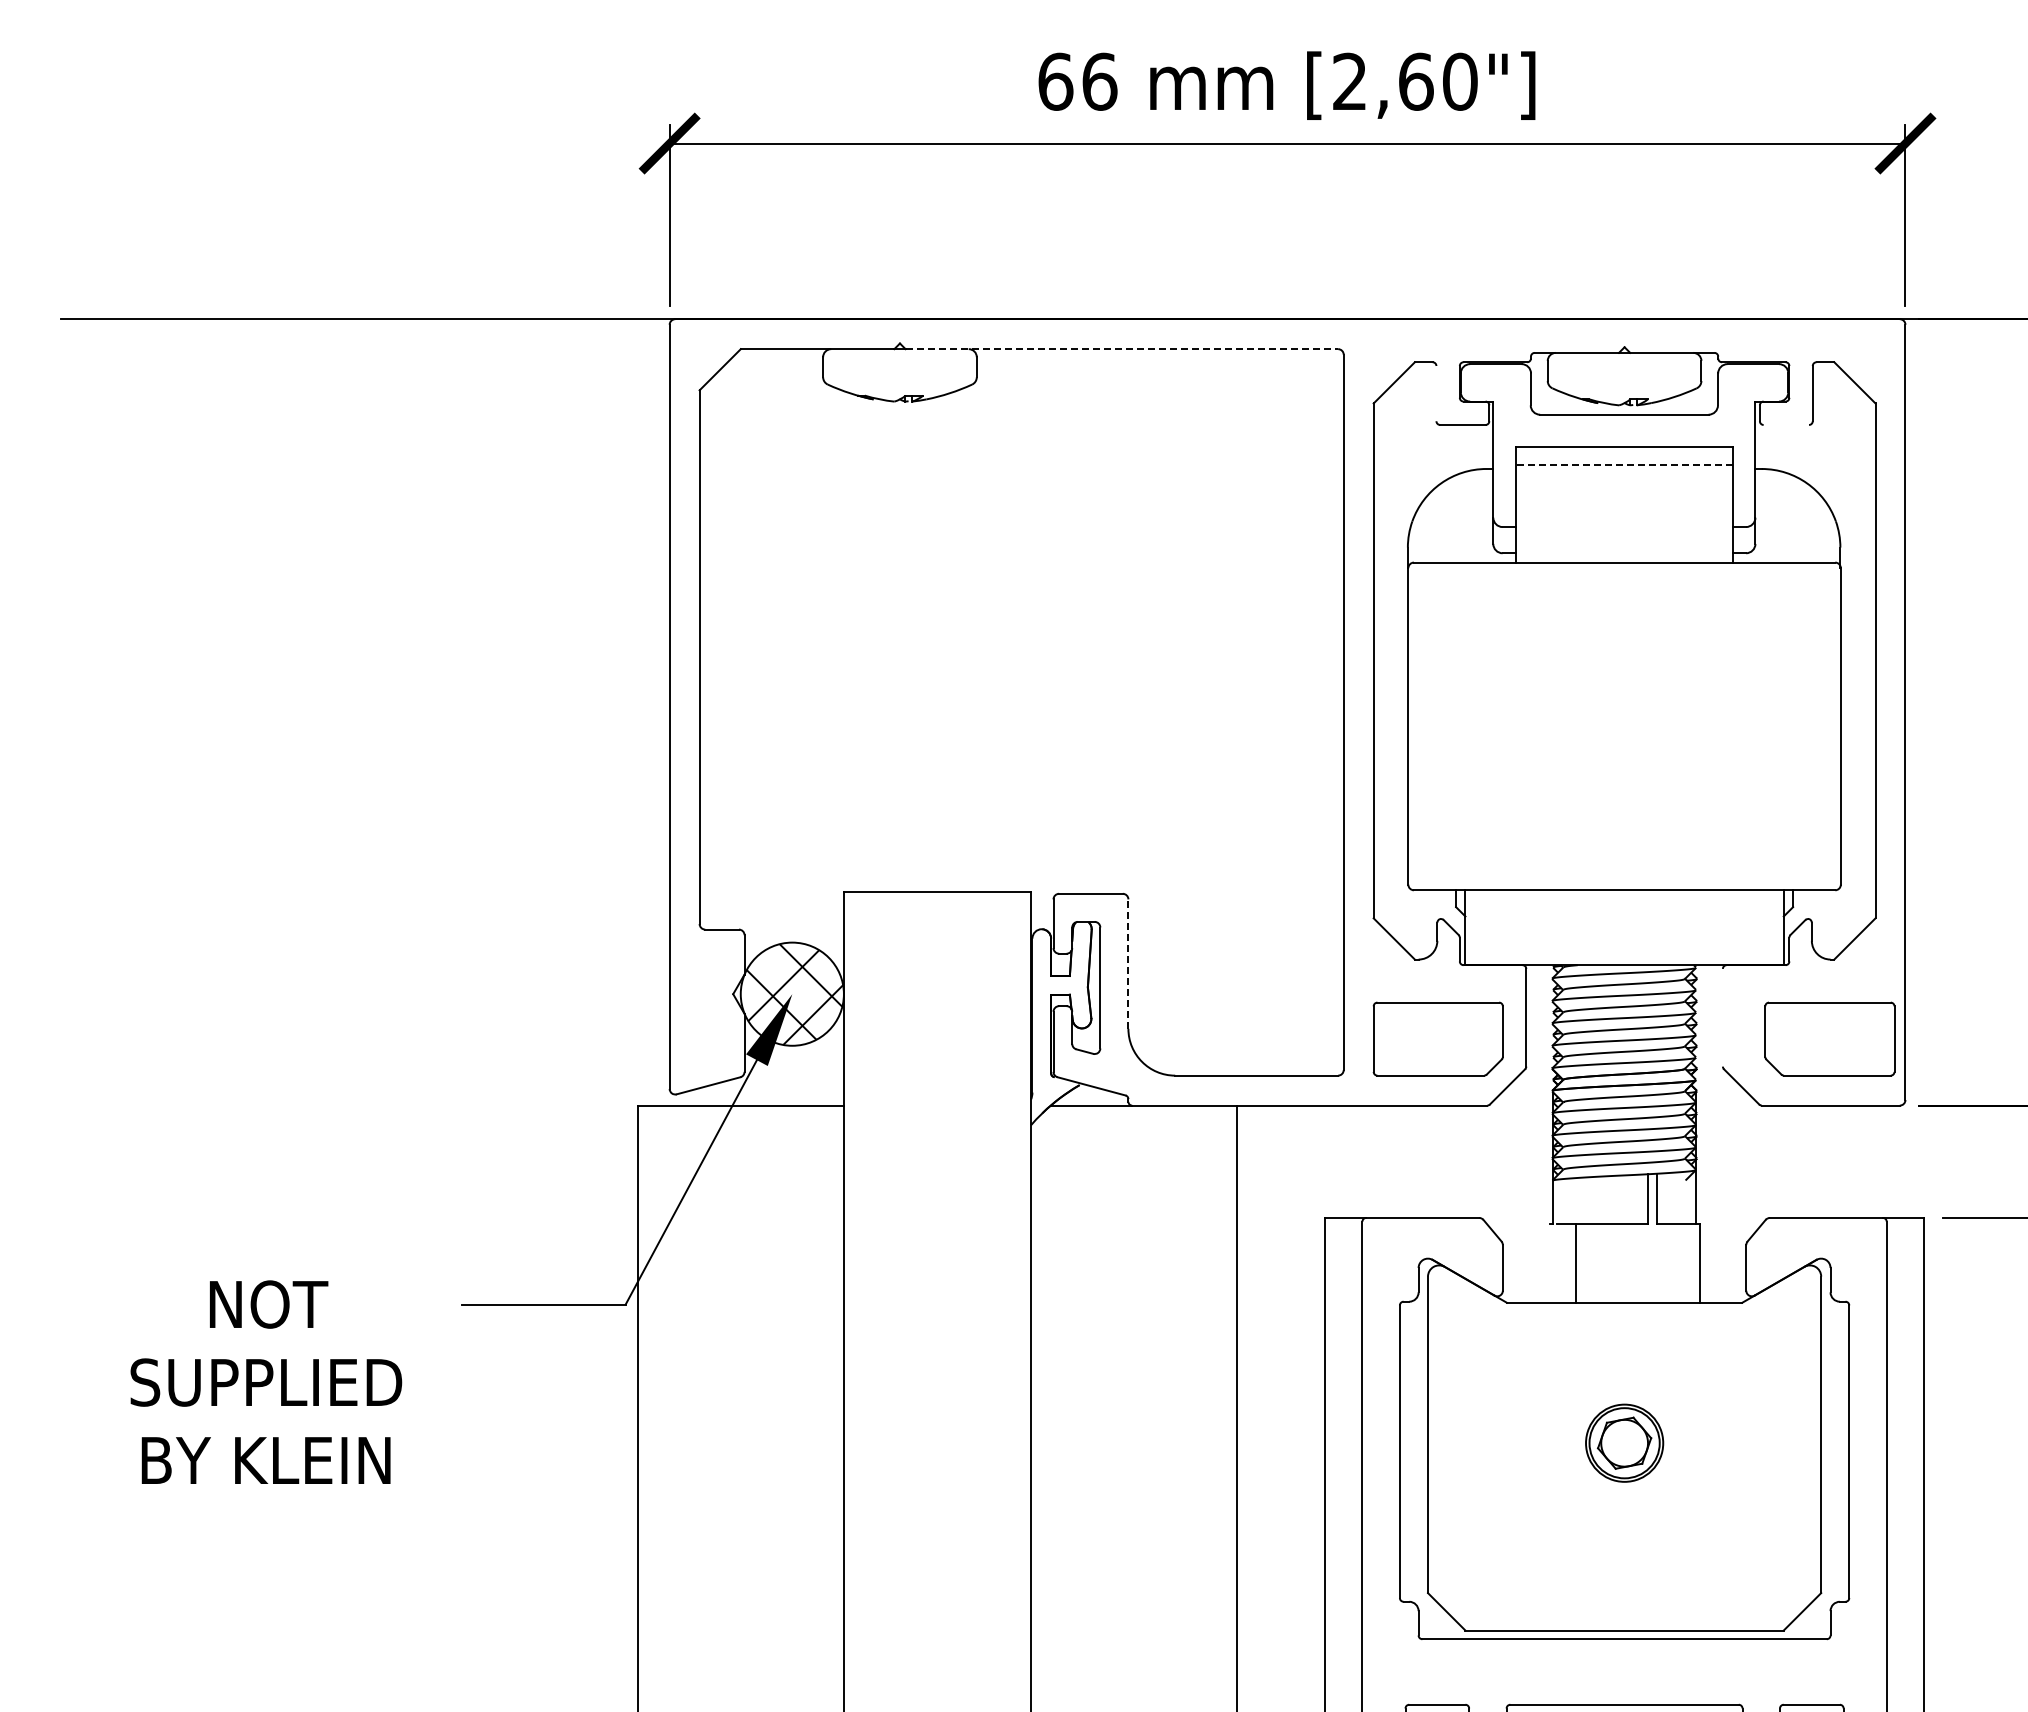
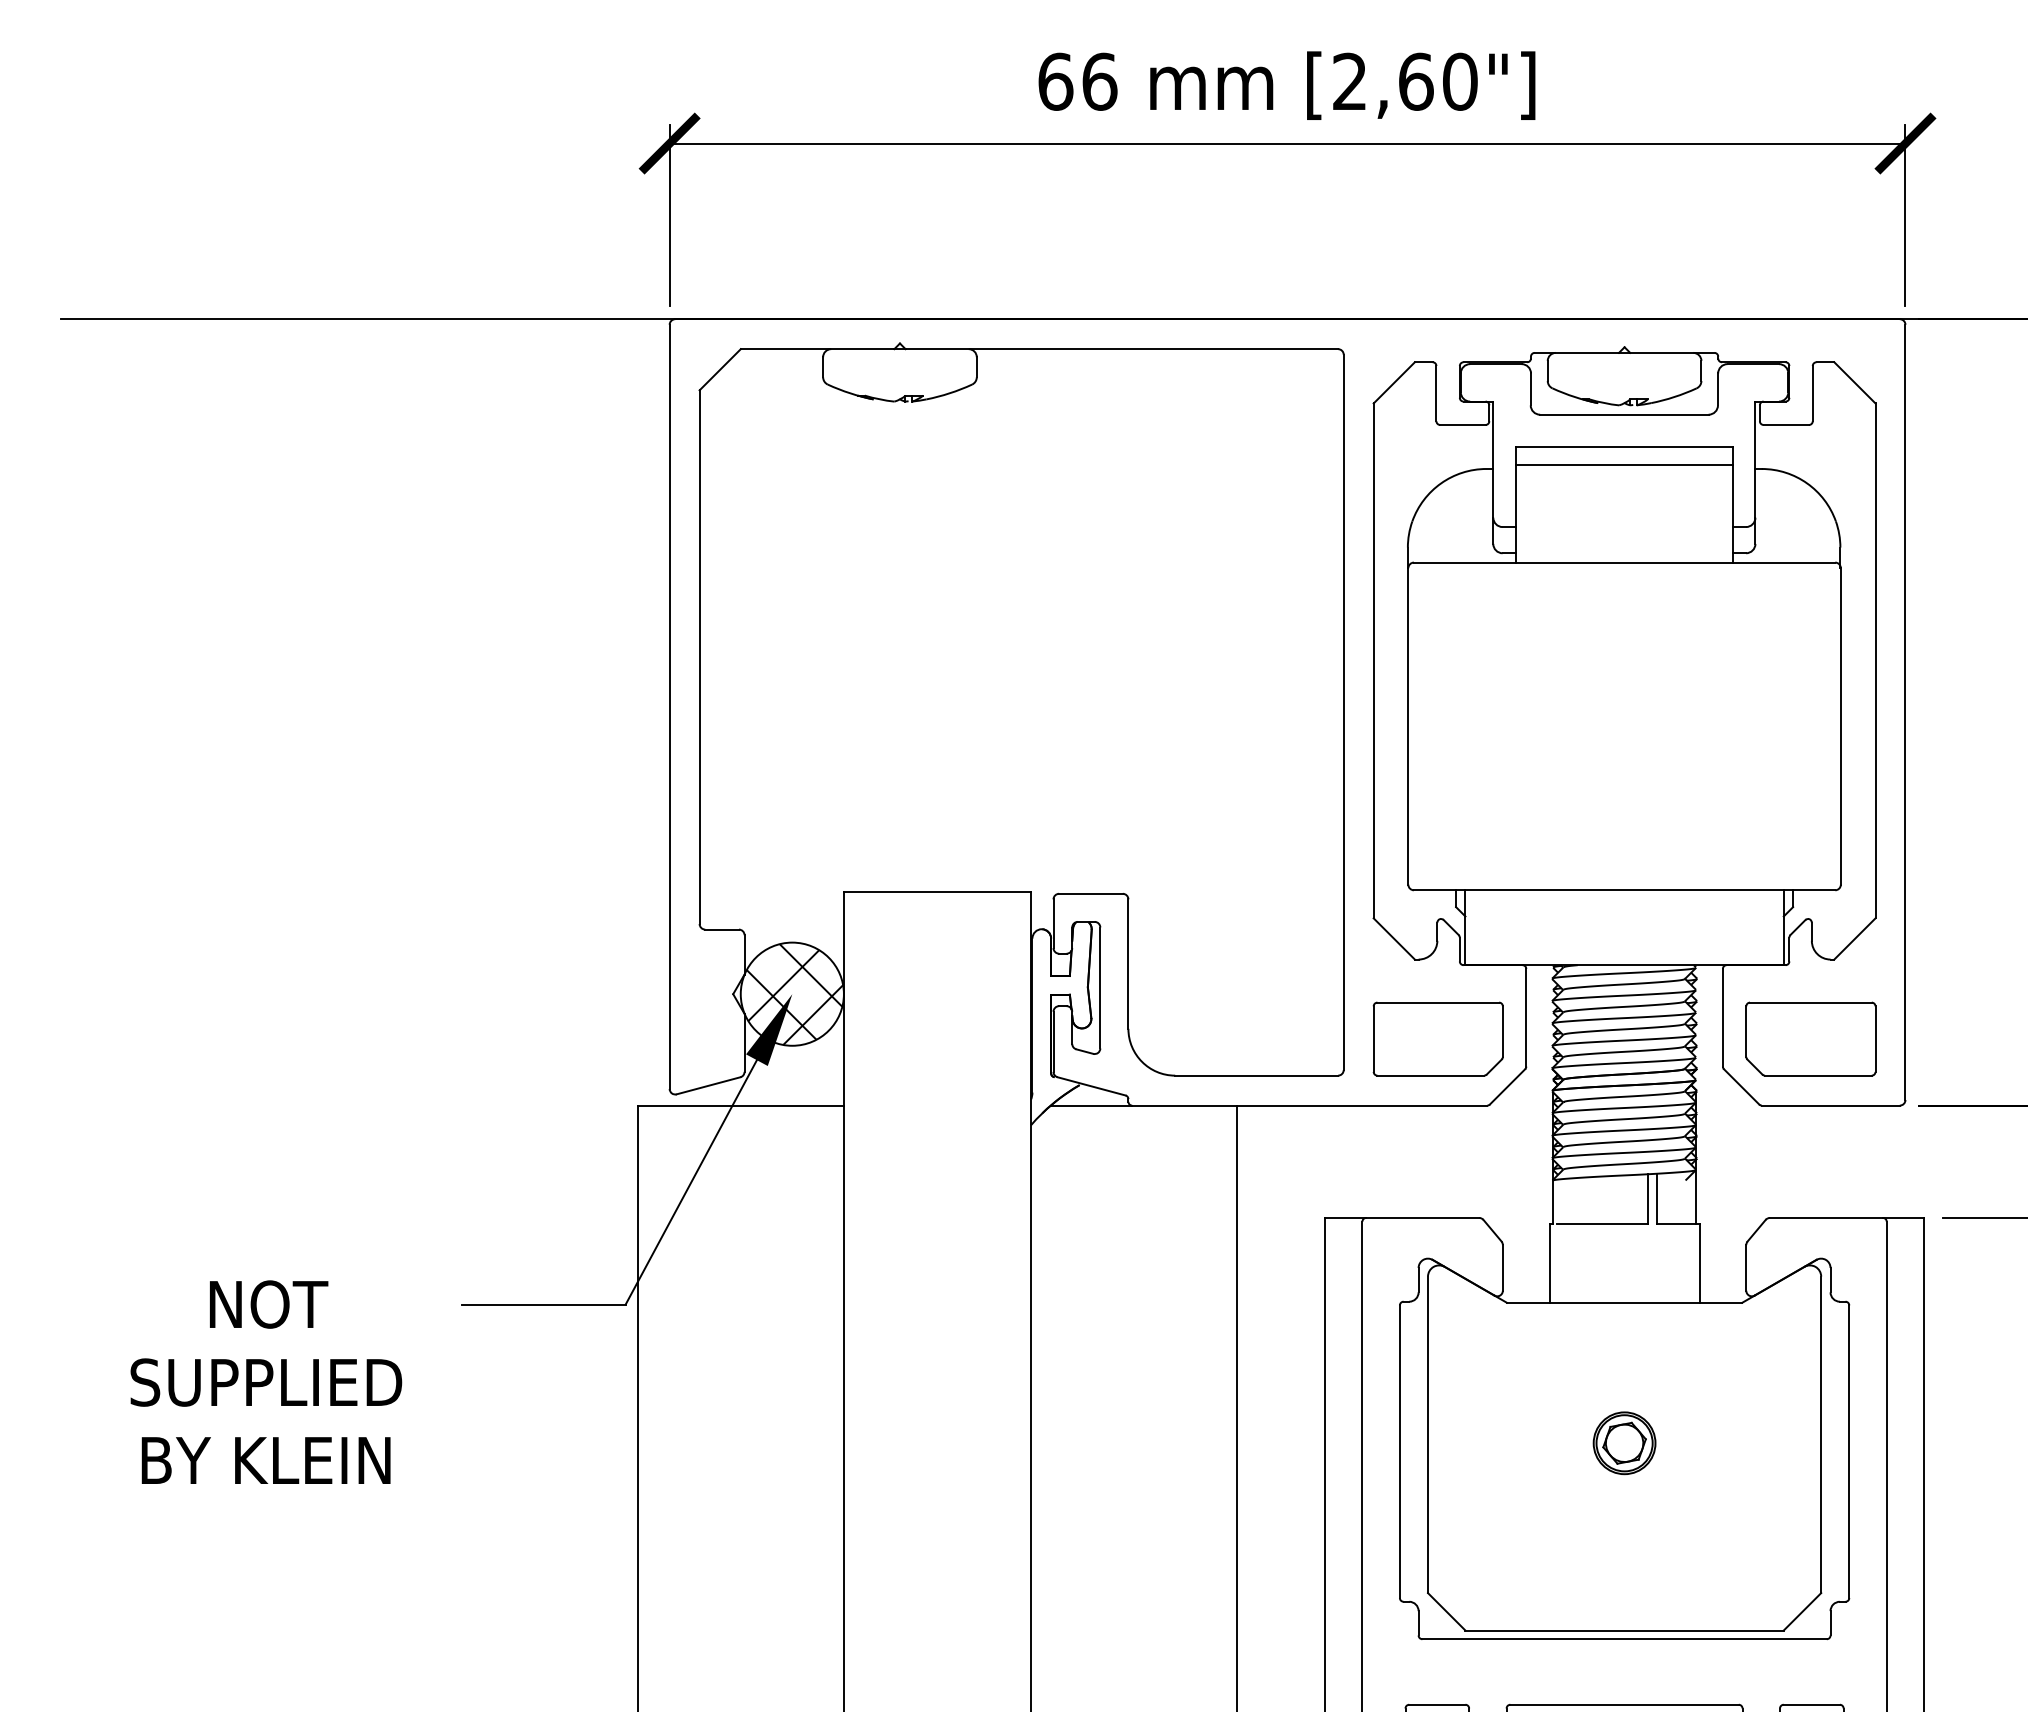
line: dashed -> solid (1122, 349)
line: none -> present (1436, 393)
line: none -> present (1786, 424)
line: dashed -> solid (1624, 465)
line: dashed -> solid (1128, 964)
line: none -> present (1722, 1017)
part position: (1829, 1038) -> (1810, 1038) (1810, 1038)
line position: (1575, 1263) -> (1549, 1263) (1549, 1263)
part size: 80x80 px -> 65x65 px (1624, 1443)
